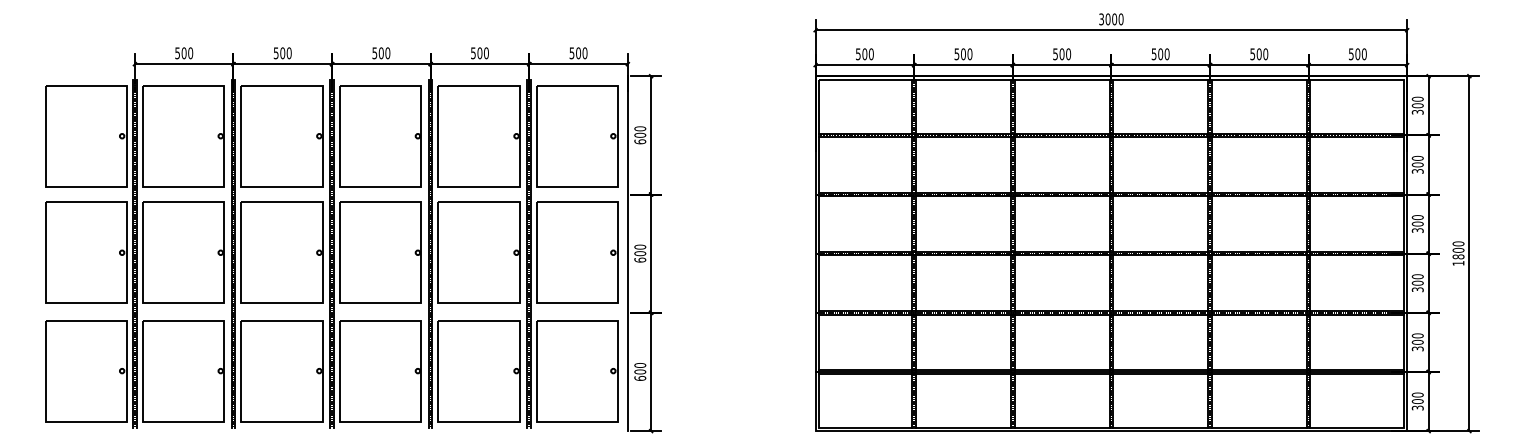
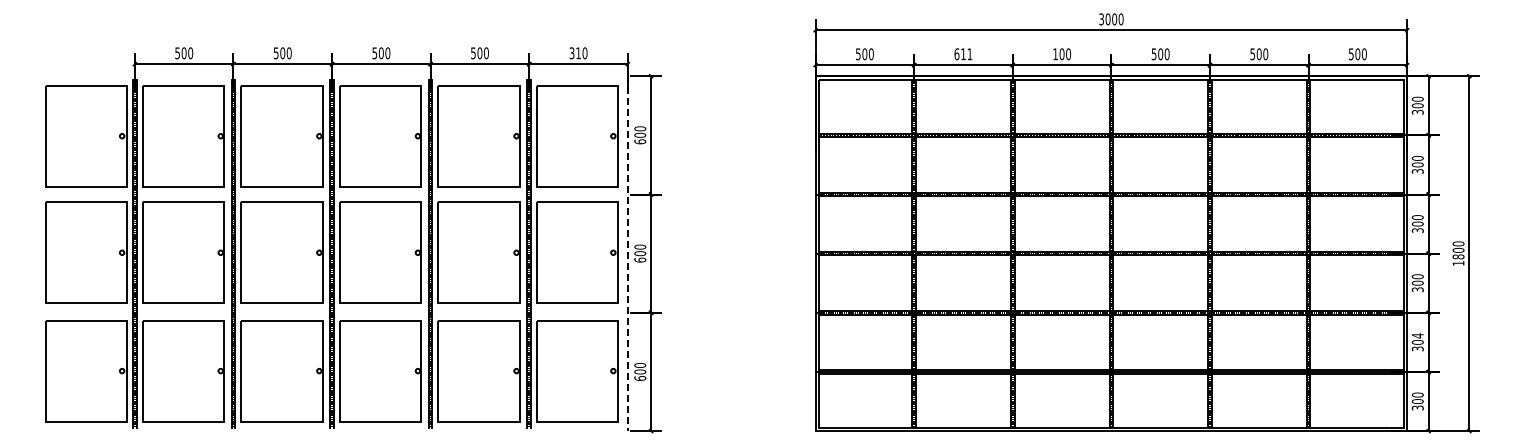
text: 500 -> 310 (575, 53)
text: 500 -> 611 (963, 54)
text: 500 -> 100 (1055, 54)
line: solid -> dashed (627, 254)
text: 300 -> 304 (1417, 335)
